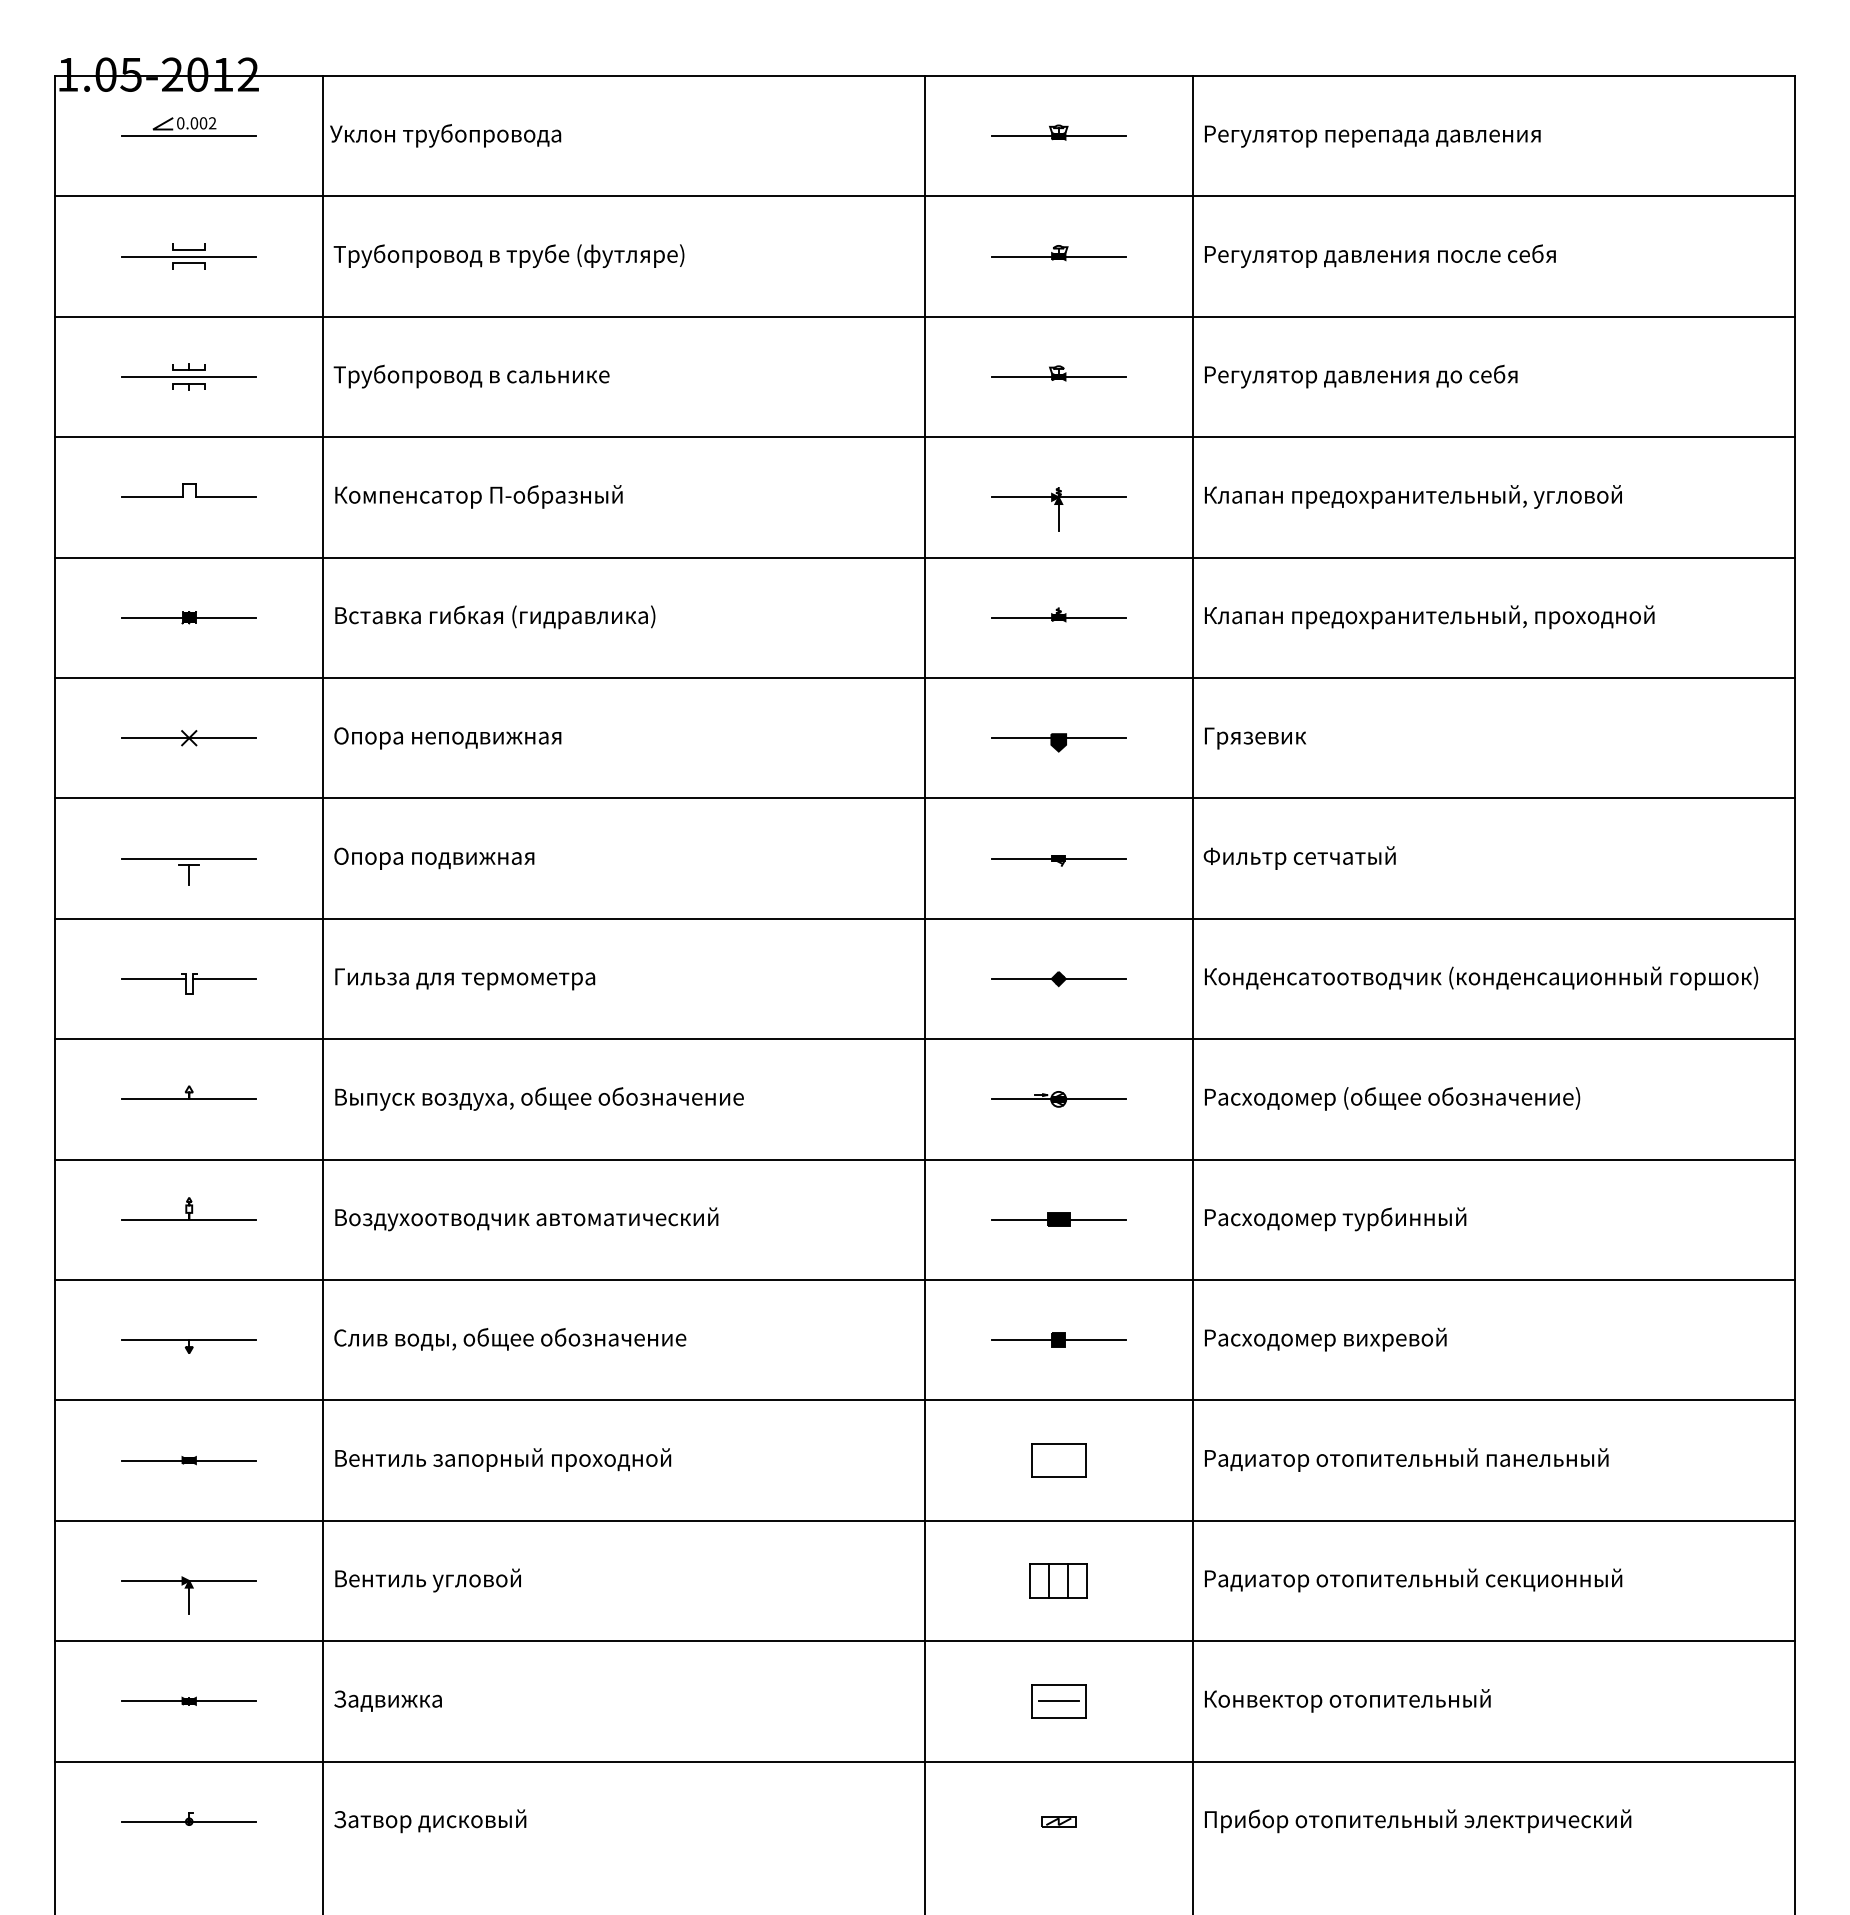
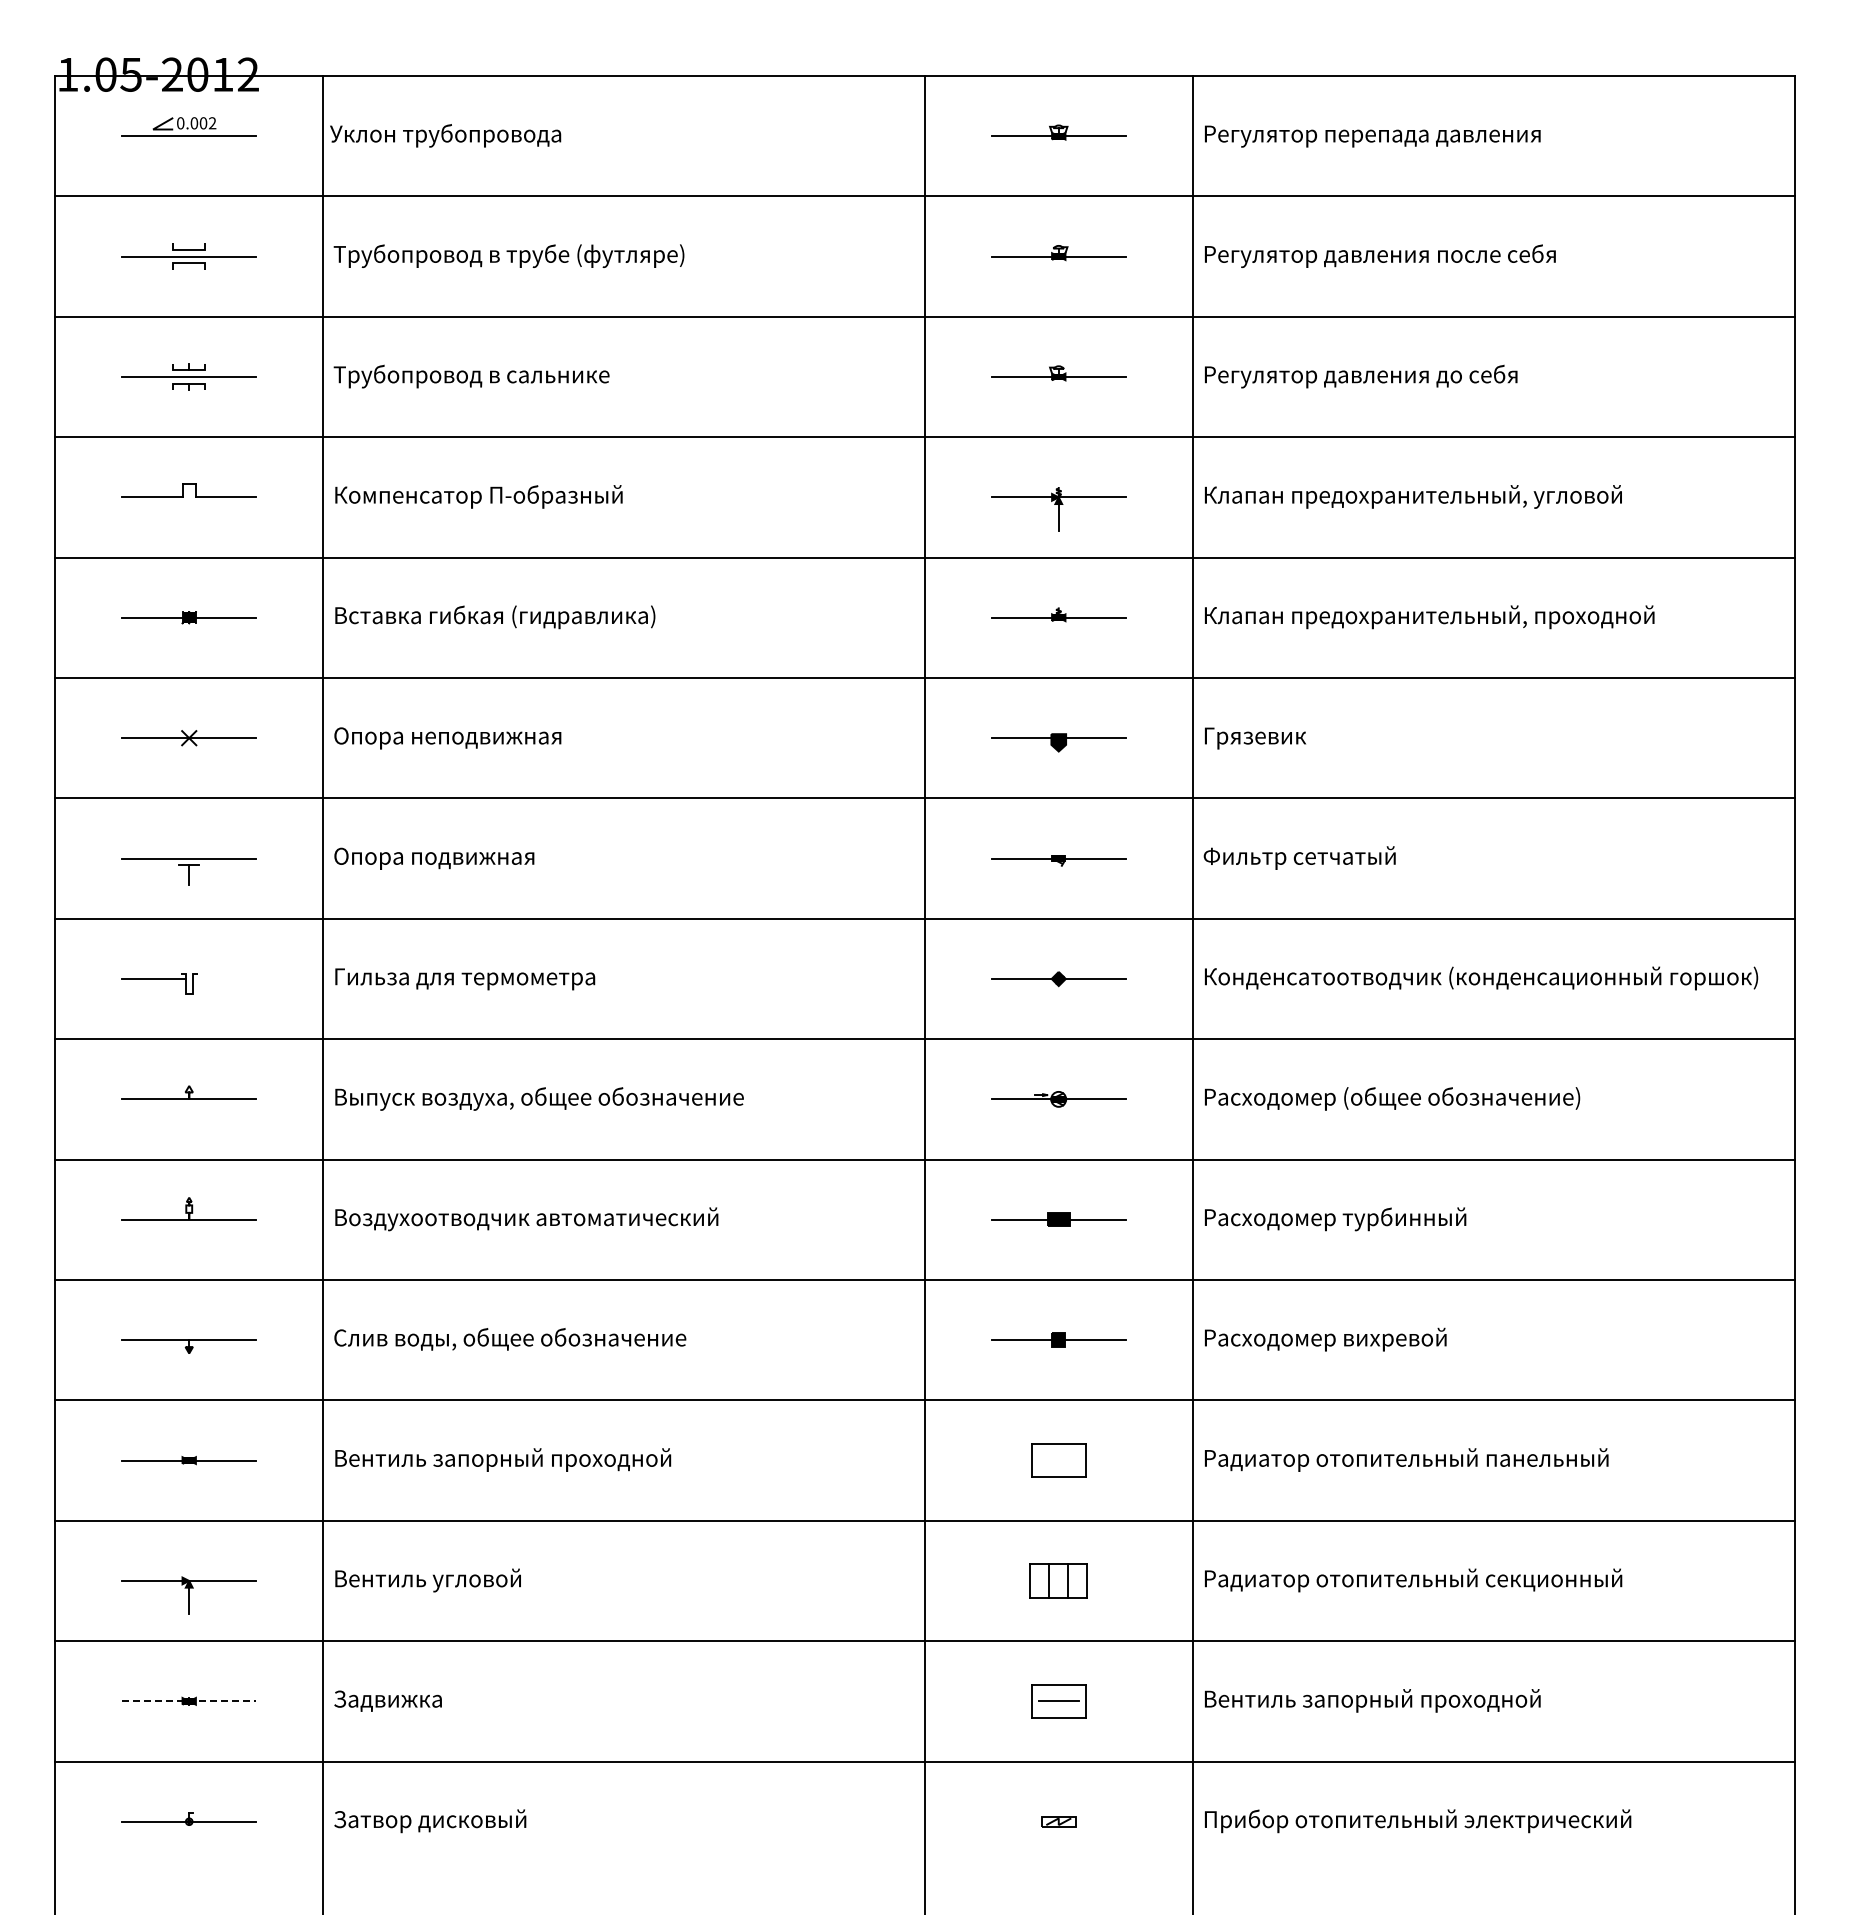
line: present -> none (224, 978)
text: Конвектор отопительный -> Вентиль запорный проходной (1373, 1700)
line: solid -> dashed (189, 1701)
